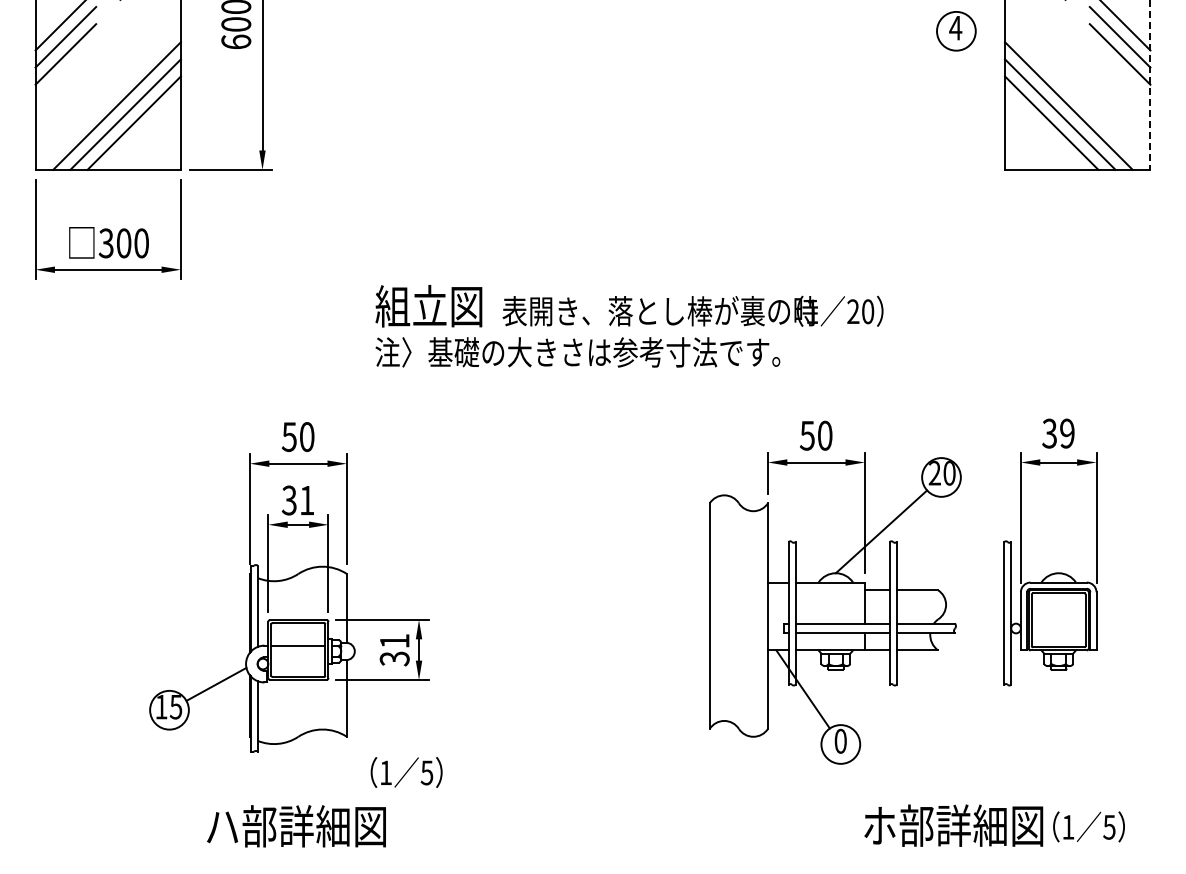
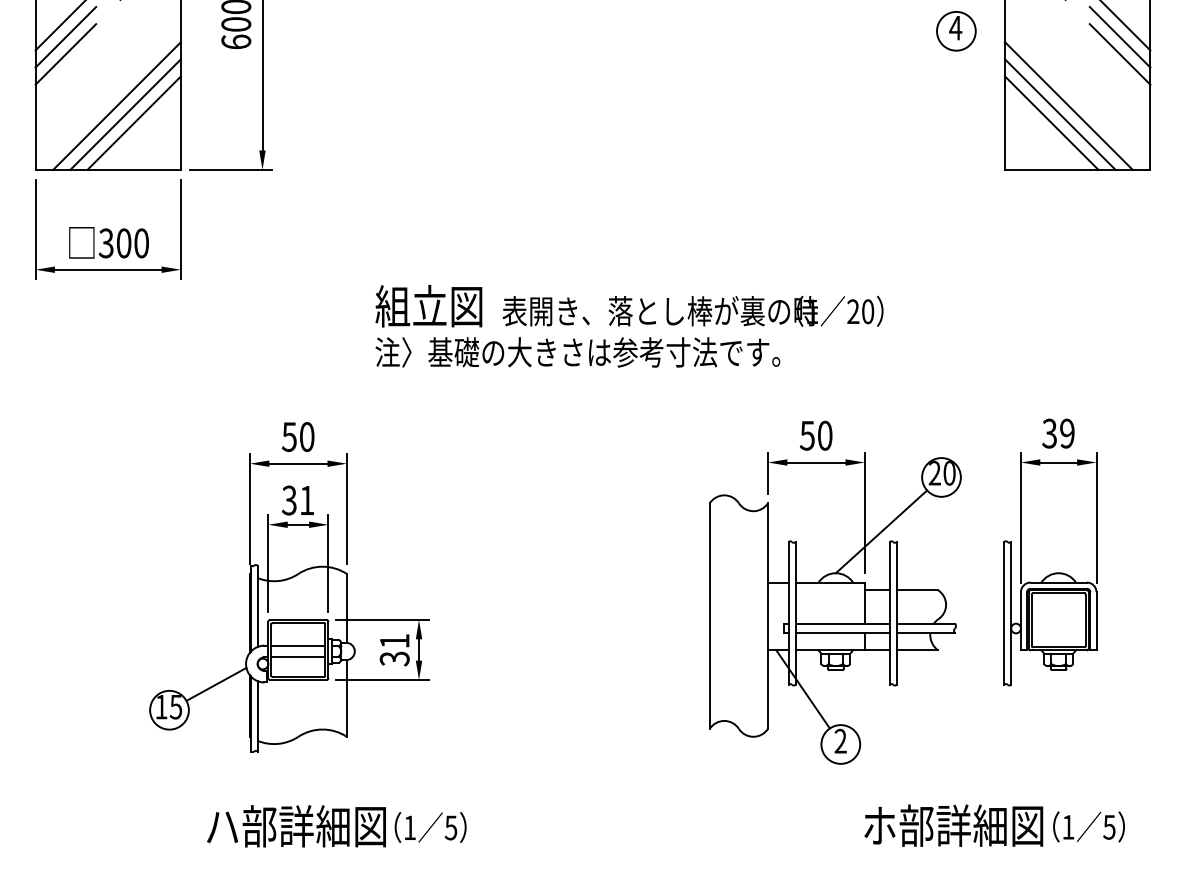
line: dashed -> solid (1150, 84)
line: none -> present (298, 657)
text: 0 -> 2 (840, 740)
text position: (406, 772) -> (430, 827) (430, 827)
